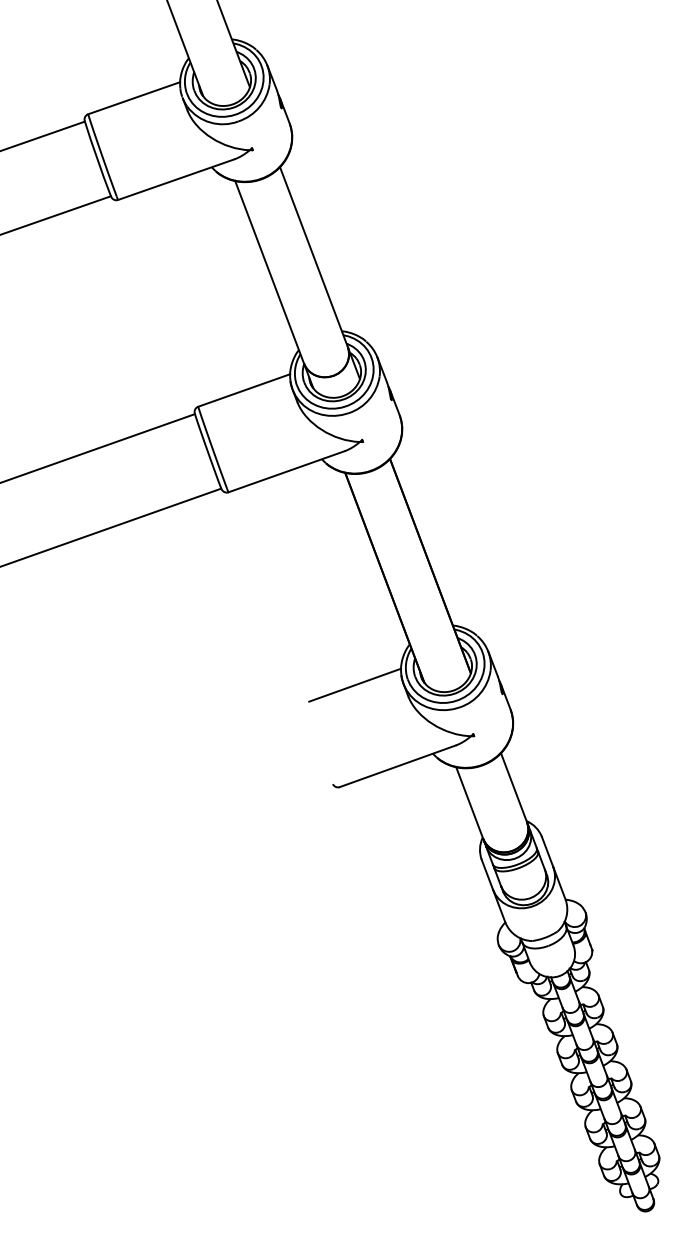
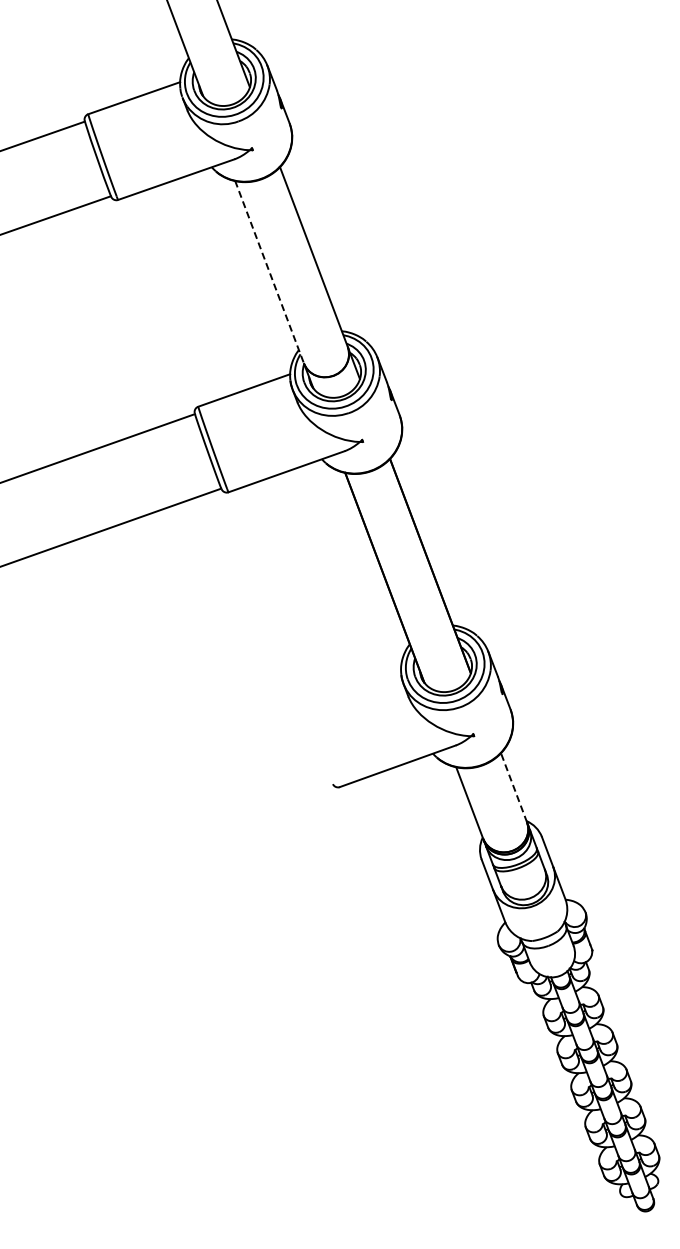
line: solid -> dashed (269, 272)
line: present -> none (355, 684)
line: solid -> dashed (514, 787)
